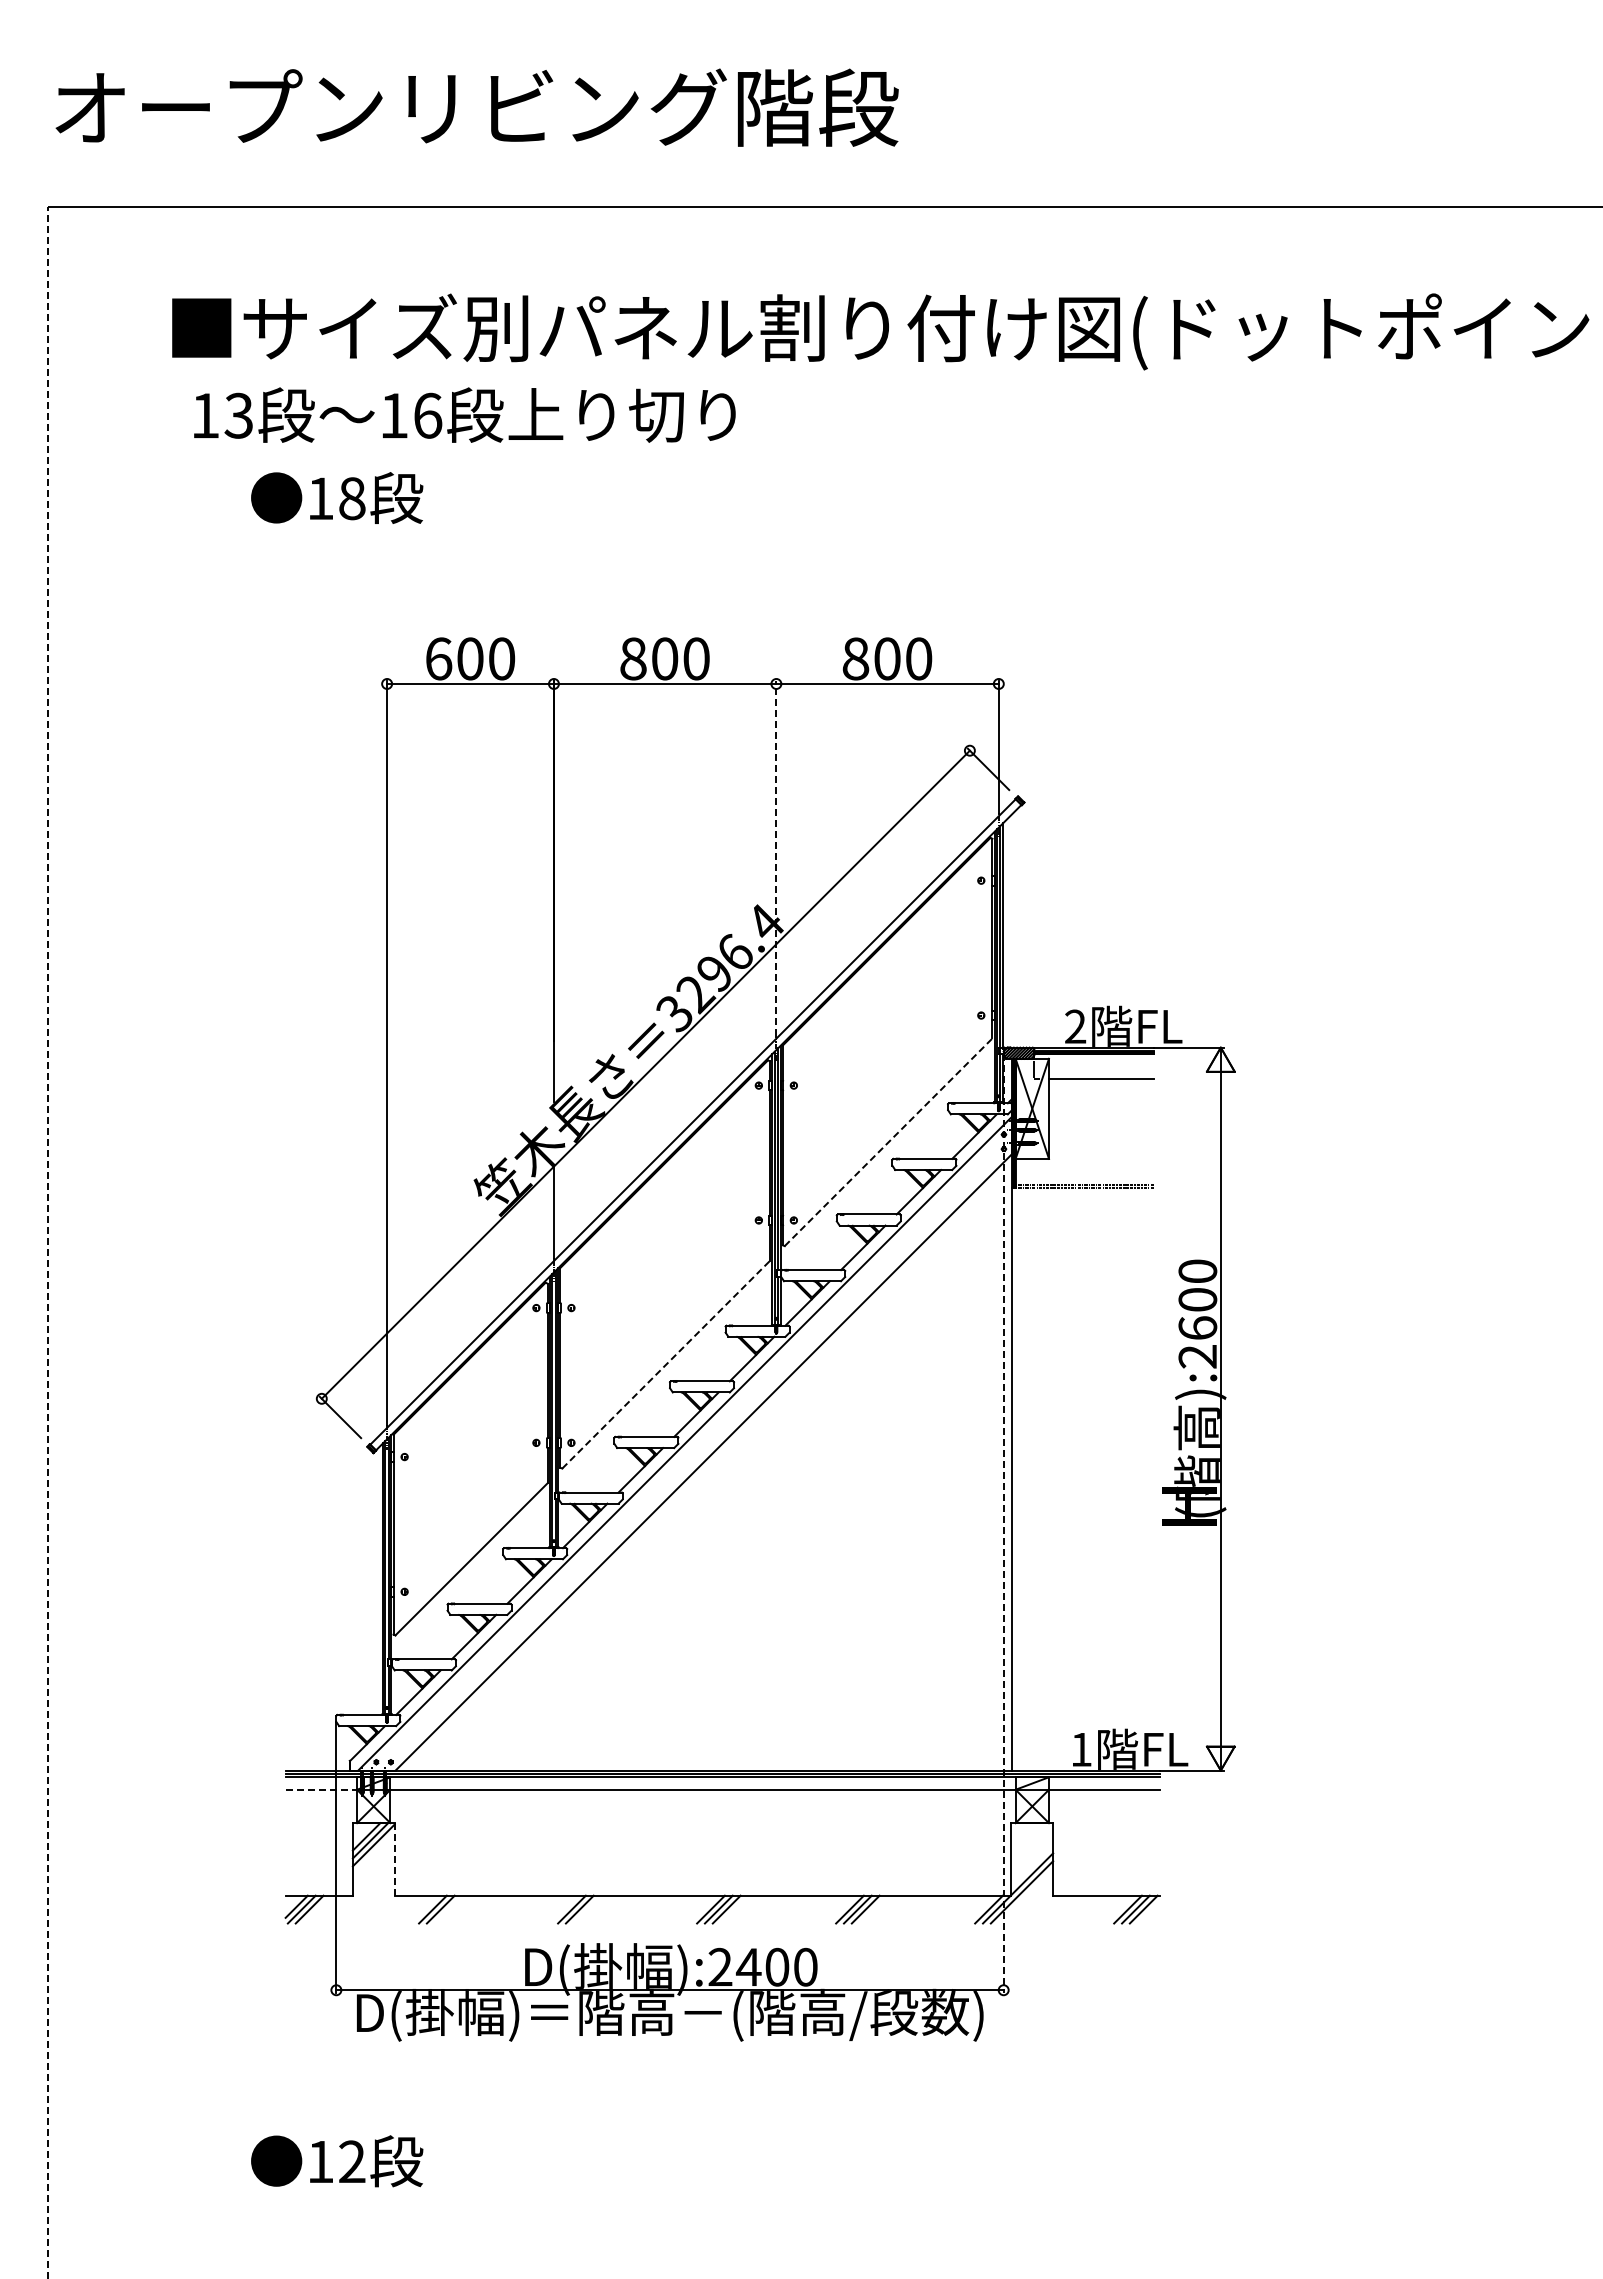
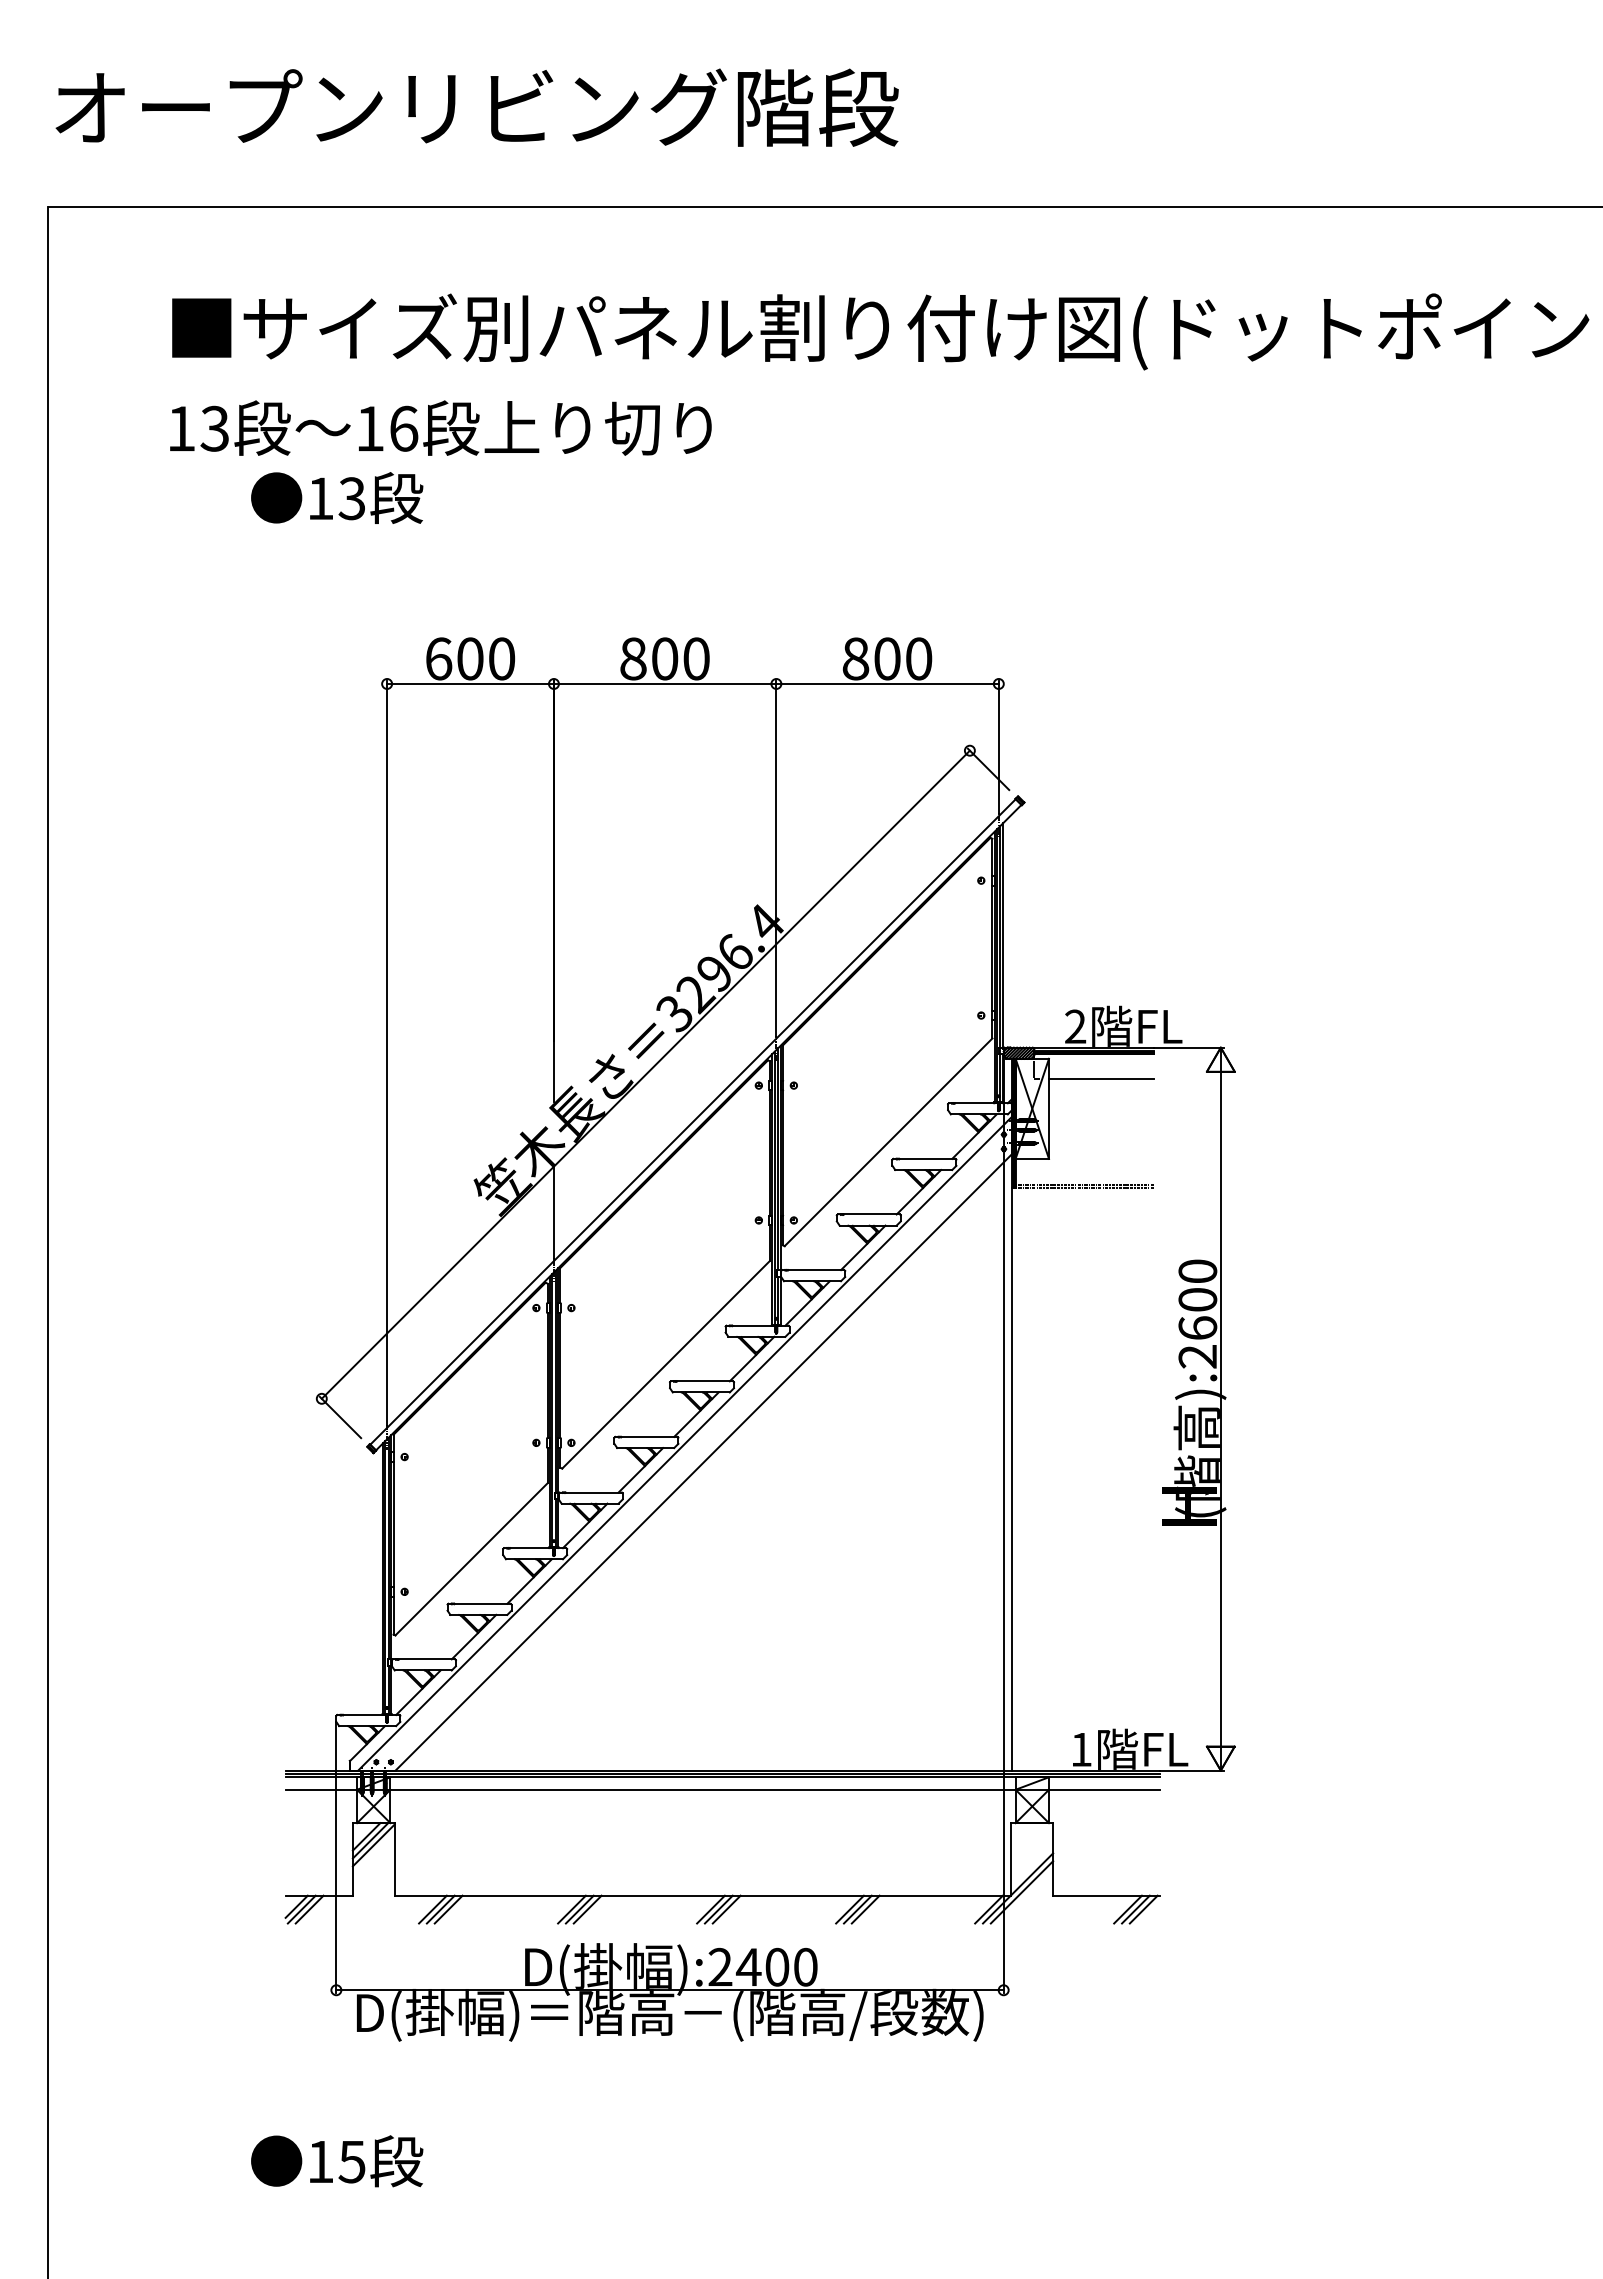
text position: (464, 414) -> (440, 427) (440, 427)
text: 18 -> 13 (351, 498)
line: dashed -> solid (776, 858)
line: dashed -> solid (888, 1142)
line: dashed -> solid (48, 1242)
line: dashed -> solid (666, 1364)
line: dashed -> solid (1003, 1524)
line: dashed -> solid (321, 1789)
line: dashed -> solid (394, 1859)
line: none -> present (448, 1909)
line: none -> present (587, 1909)
text: 12 -> 15 (351, 2161)
